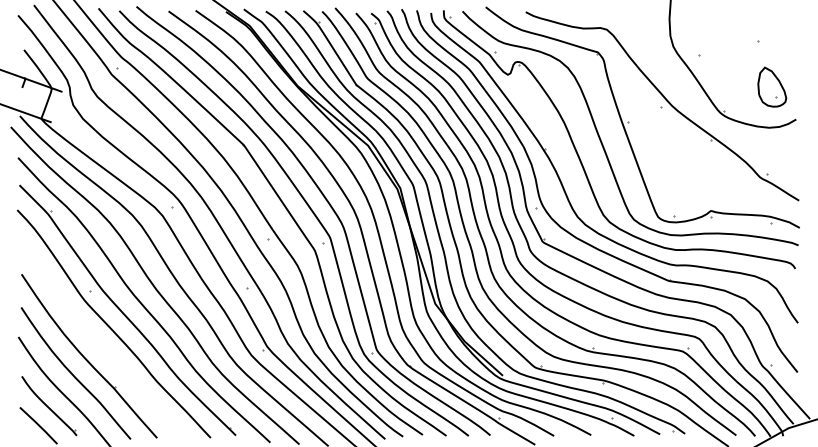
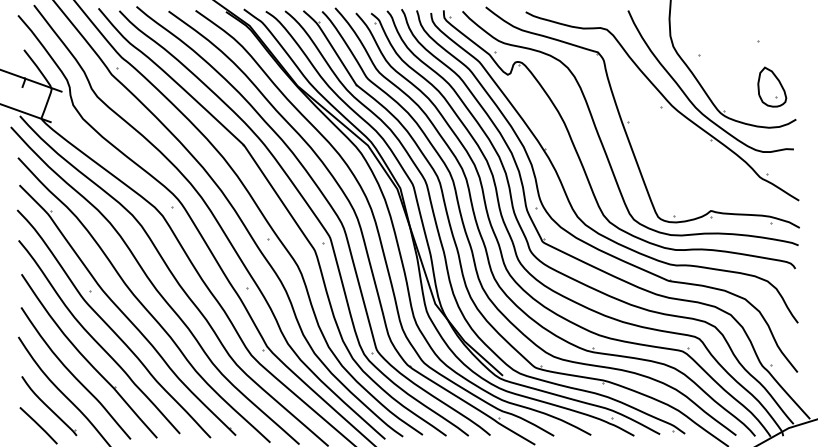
curve: none -> present (690, 99)
curve: none -> present (96, 340)
